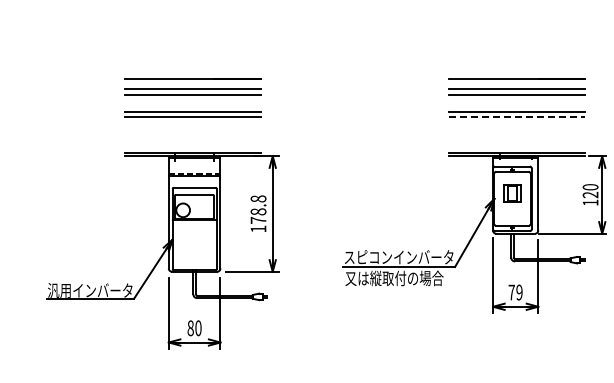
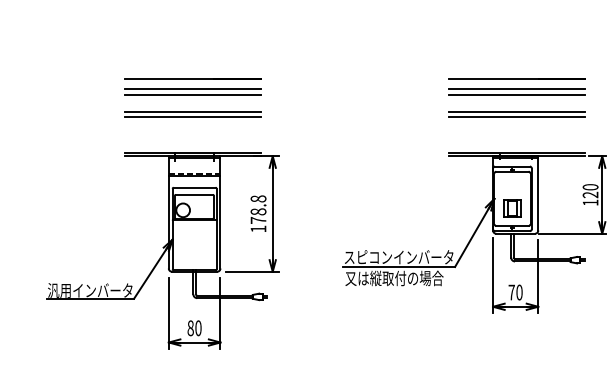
line: dashed -> solid (516, 117)
part position: (512, 193) -> (512, 208) (512, 208)
text: 79 -> 70 (519, 292)
